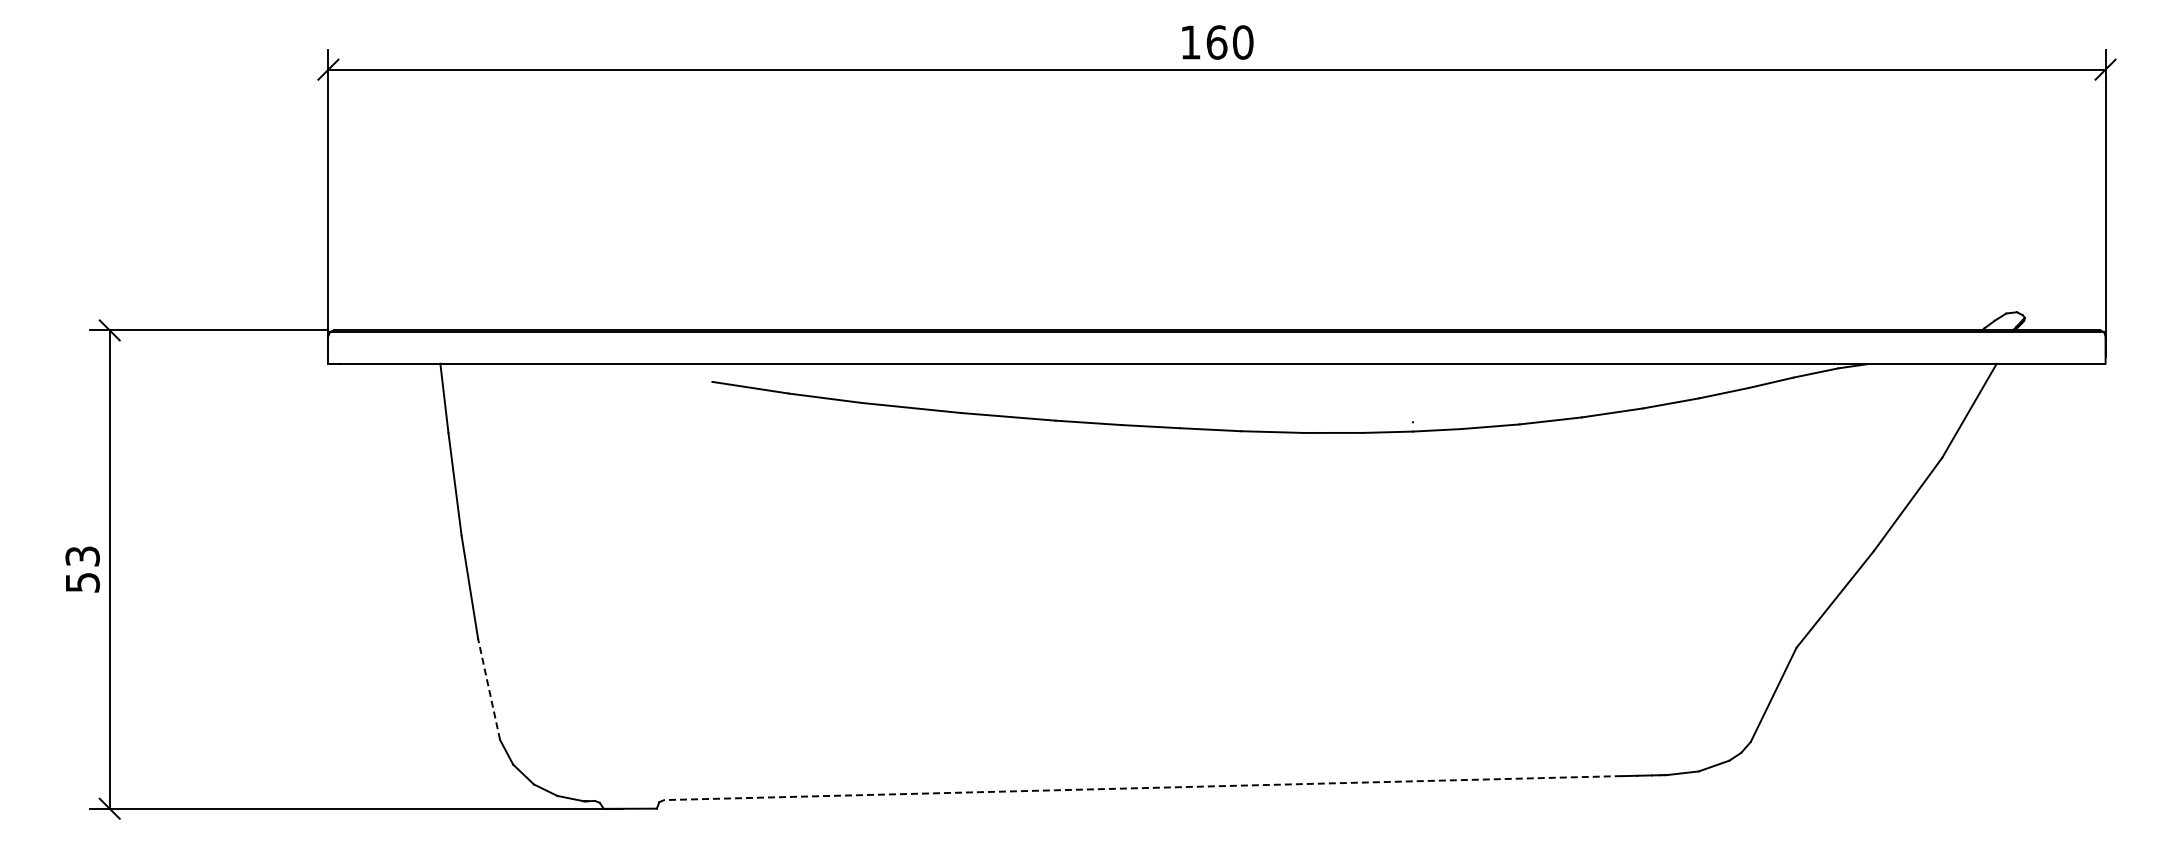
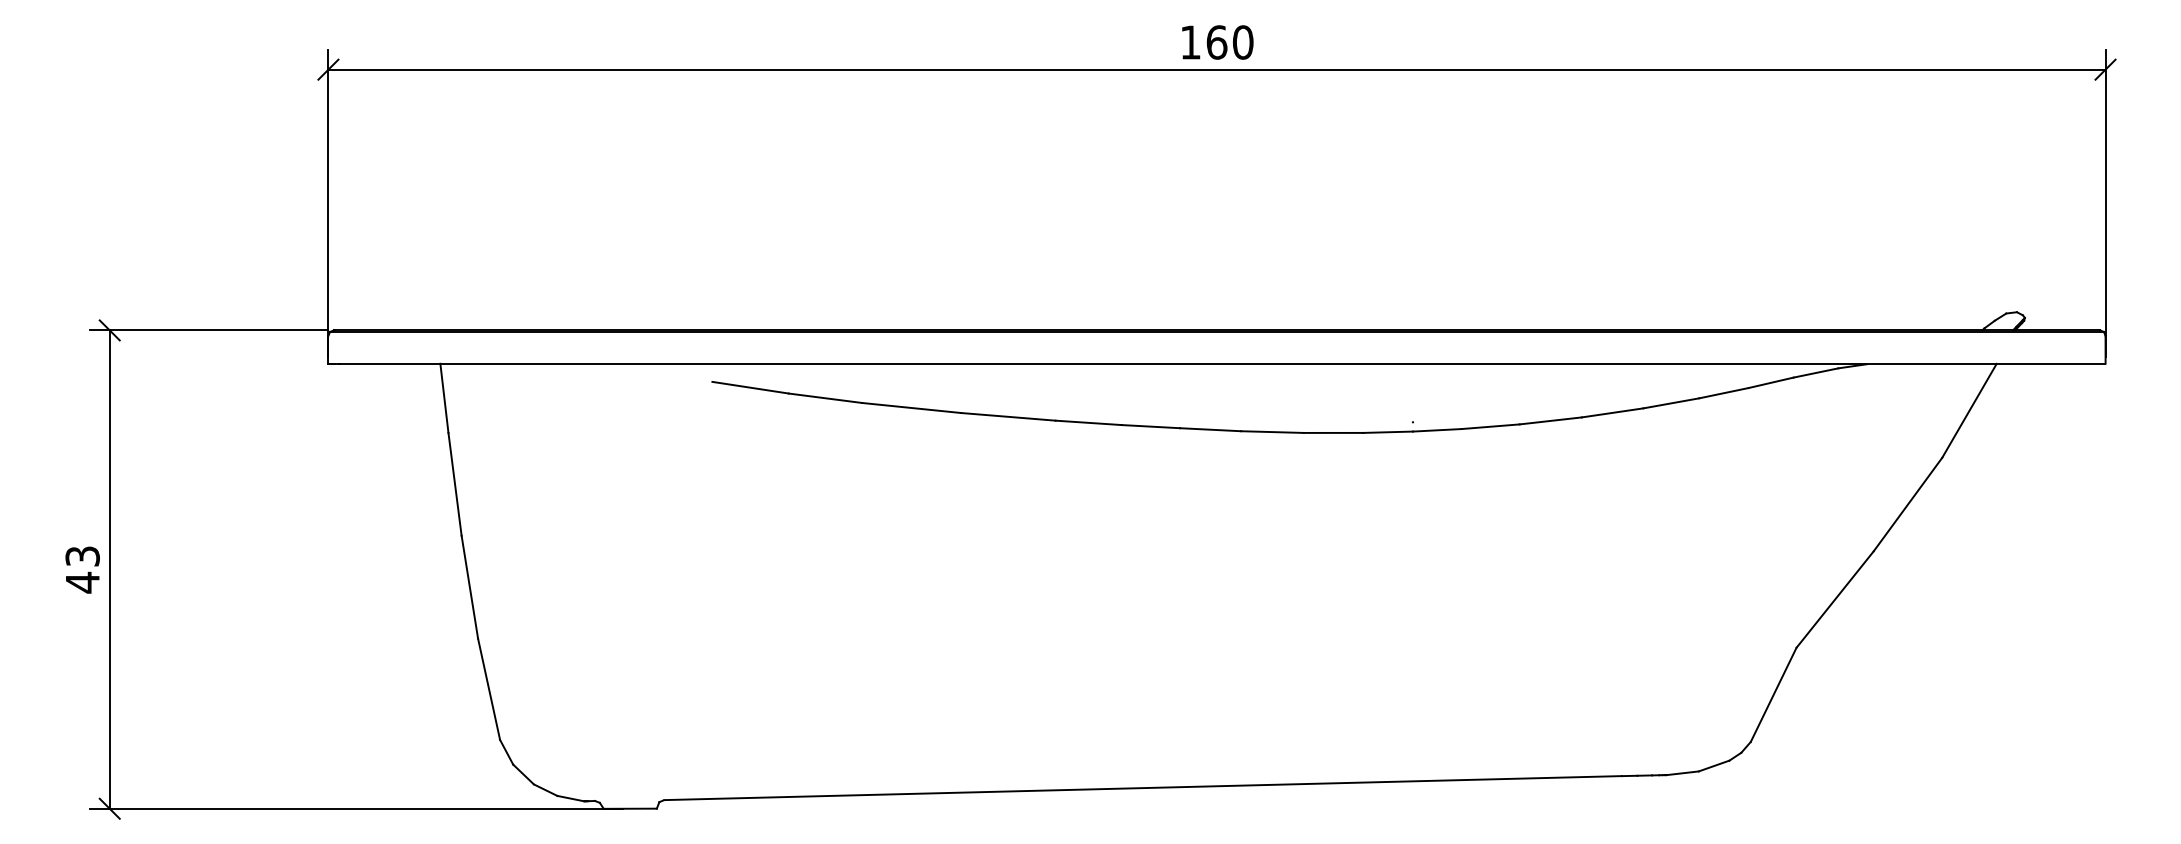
text: 53 -> 43 (82, 582)
line: dashed -> solid (489, 689)
line: dashed -> solid (1143, 788)
